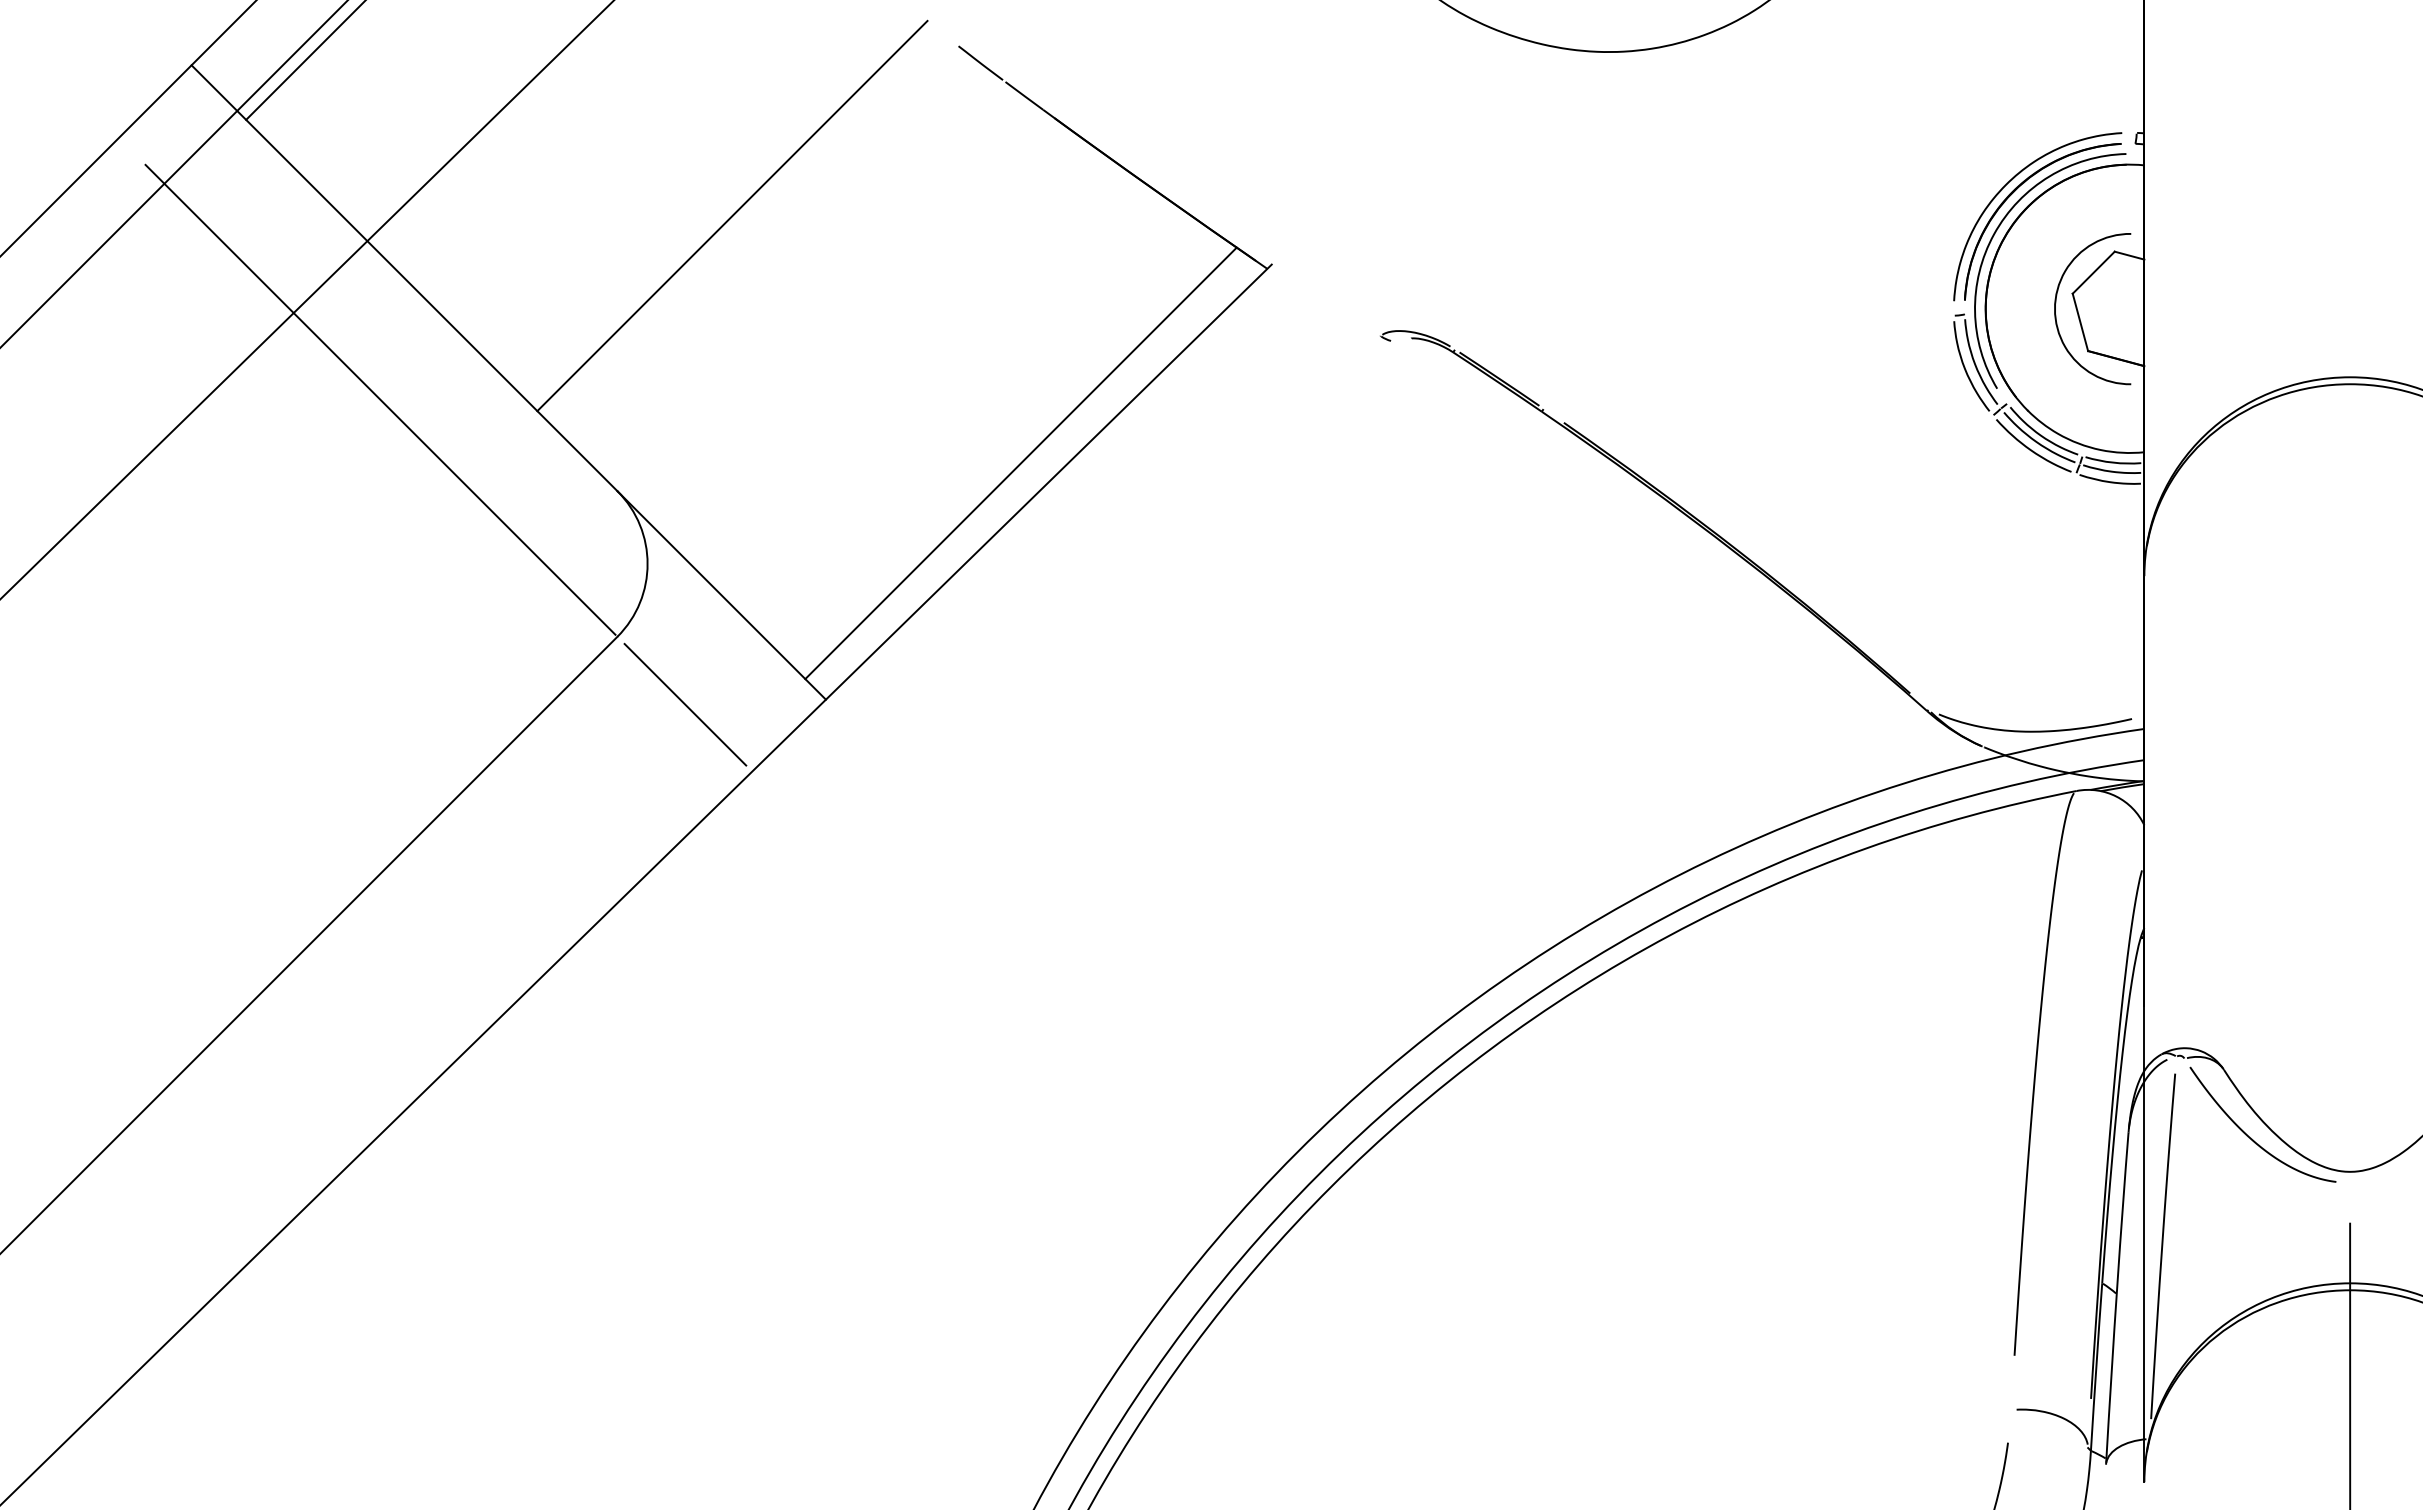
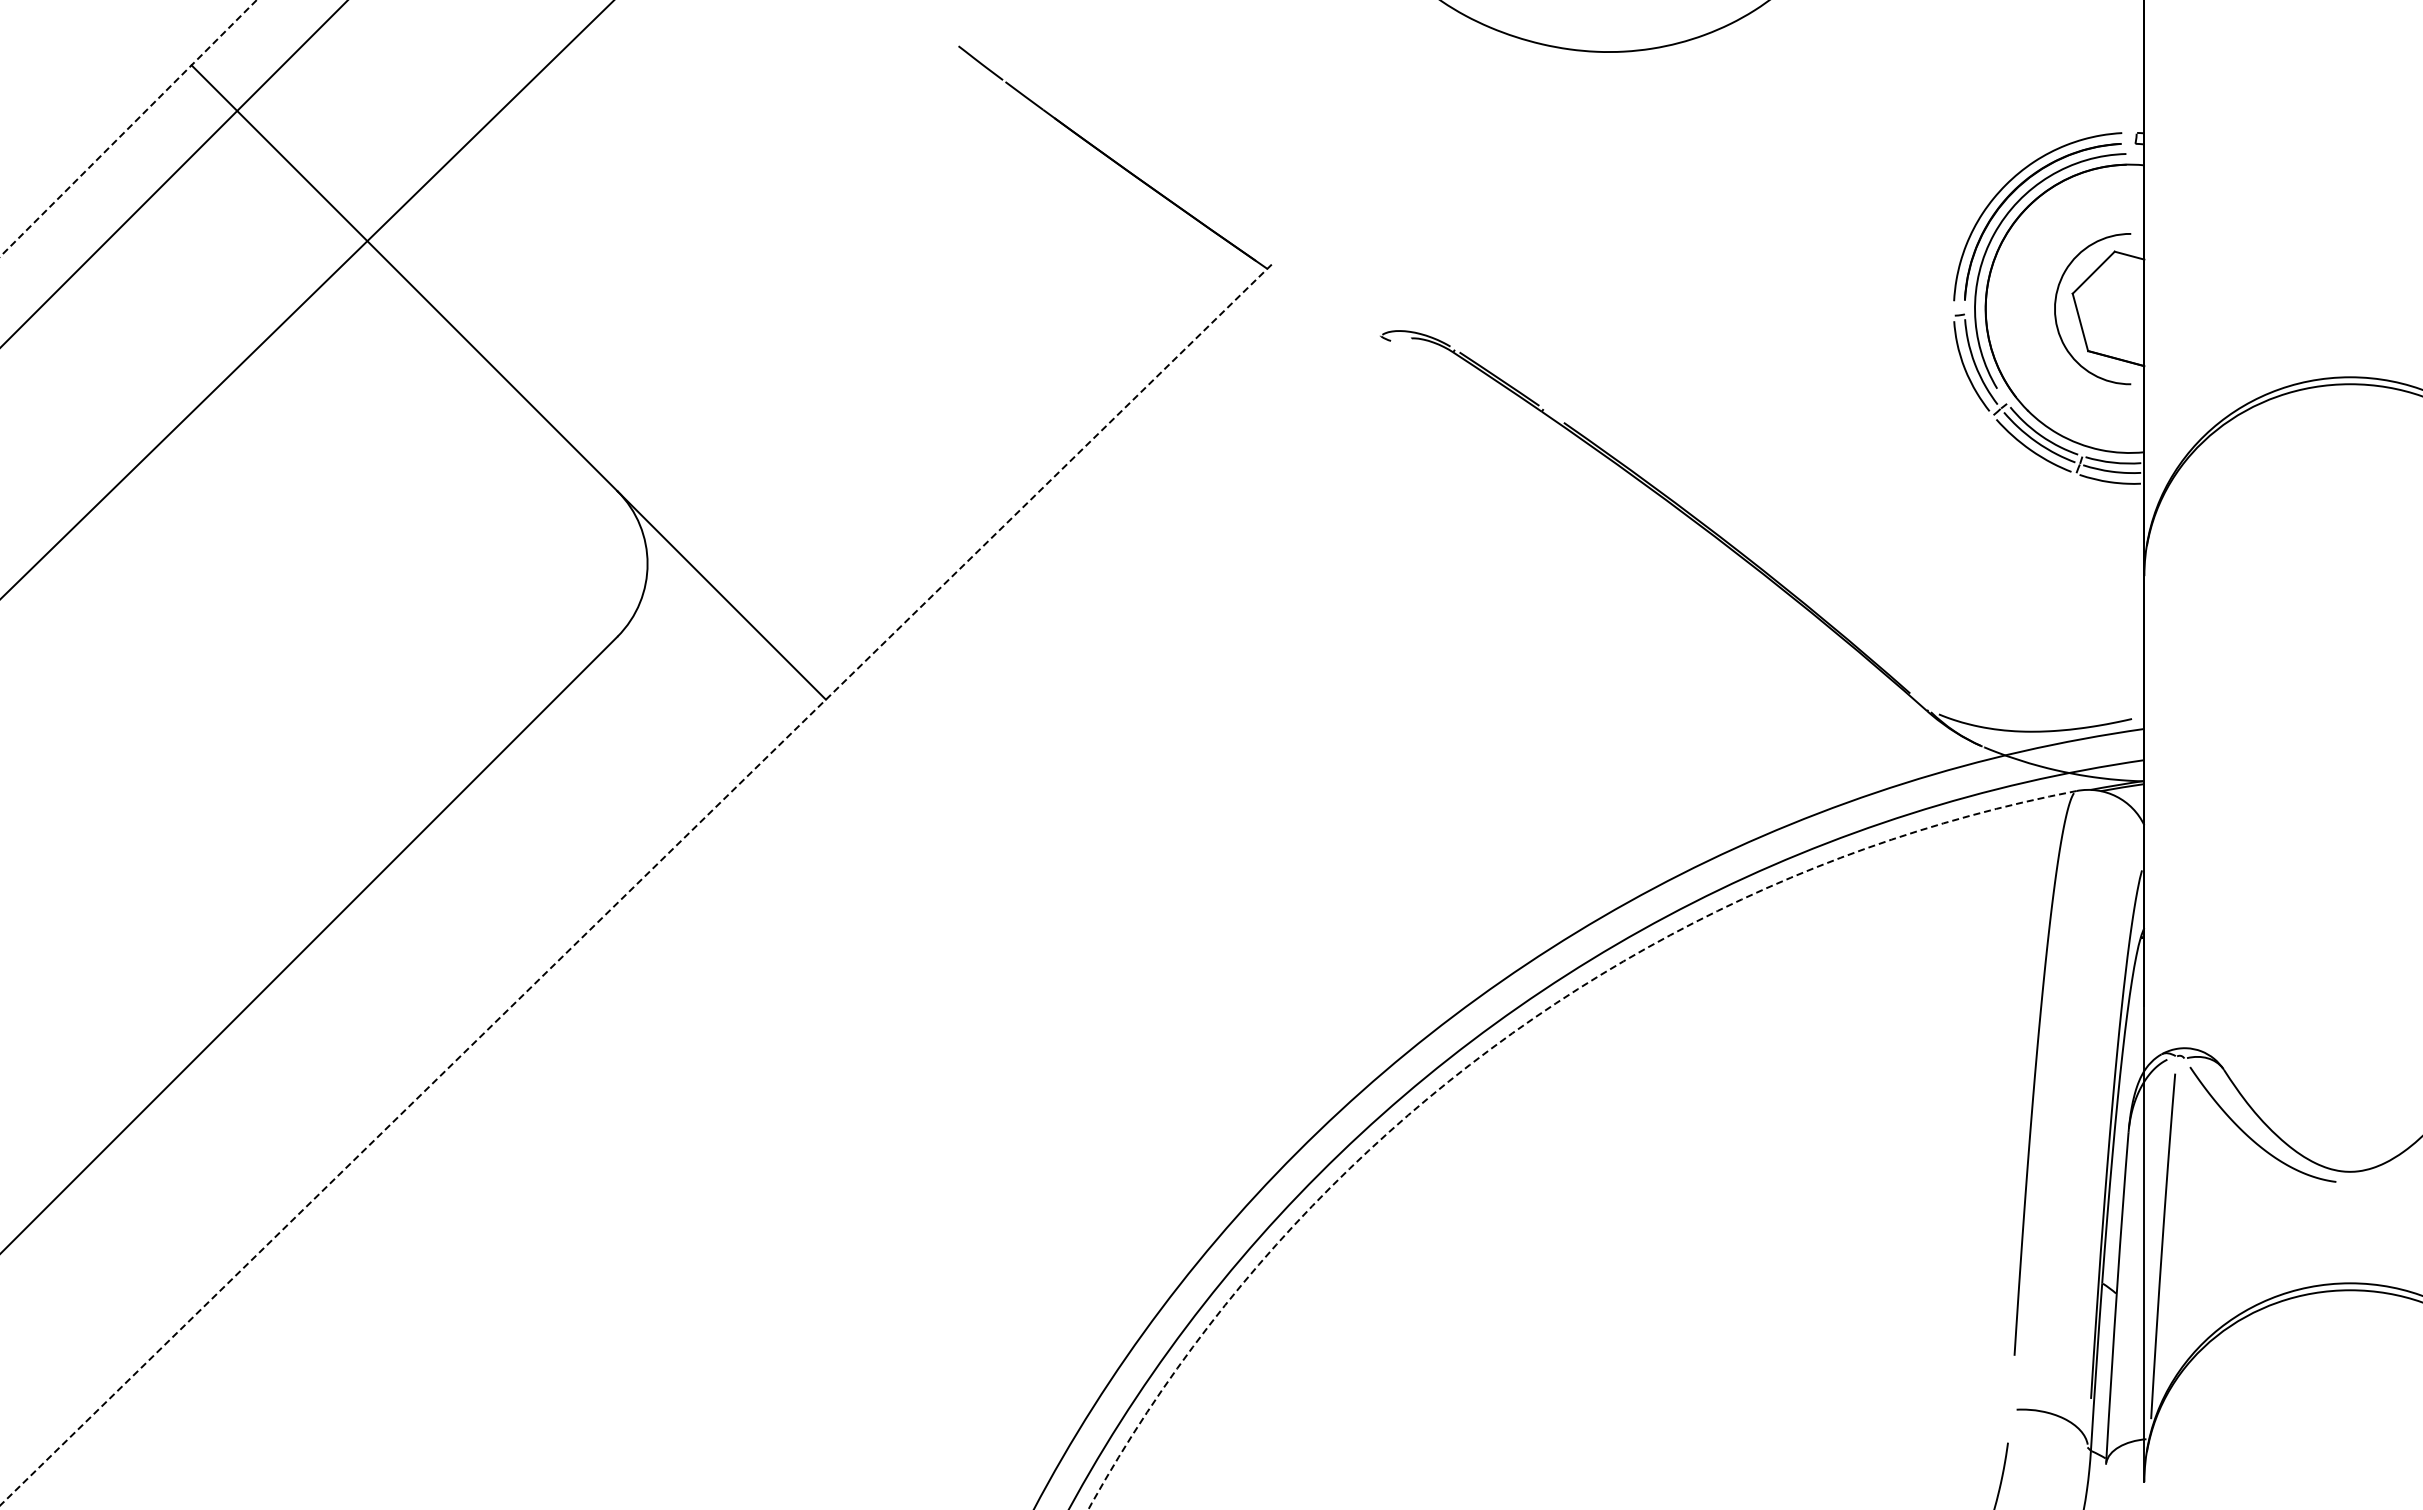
line: present -> none (304, 60)
line: solid -> dashed (129, 127)
line: present -> none (732, 215)
line: present -> none (380, 399)
line: present -> none (1020, 463)
line: present -> none (685, 704)
line: solid -> dashed (635, 885)
arc: solid -> dashed (1503, 1039)
line: present -> none (2350, 1364)
